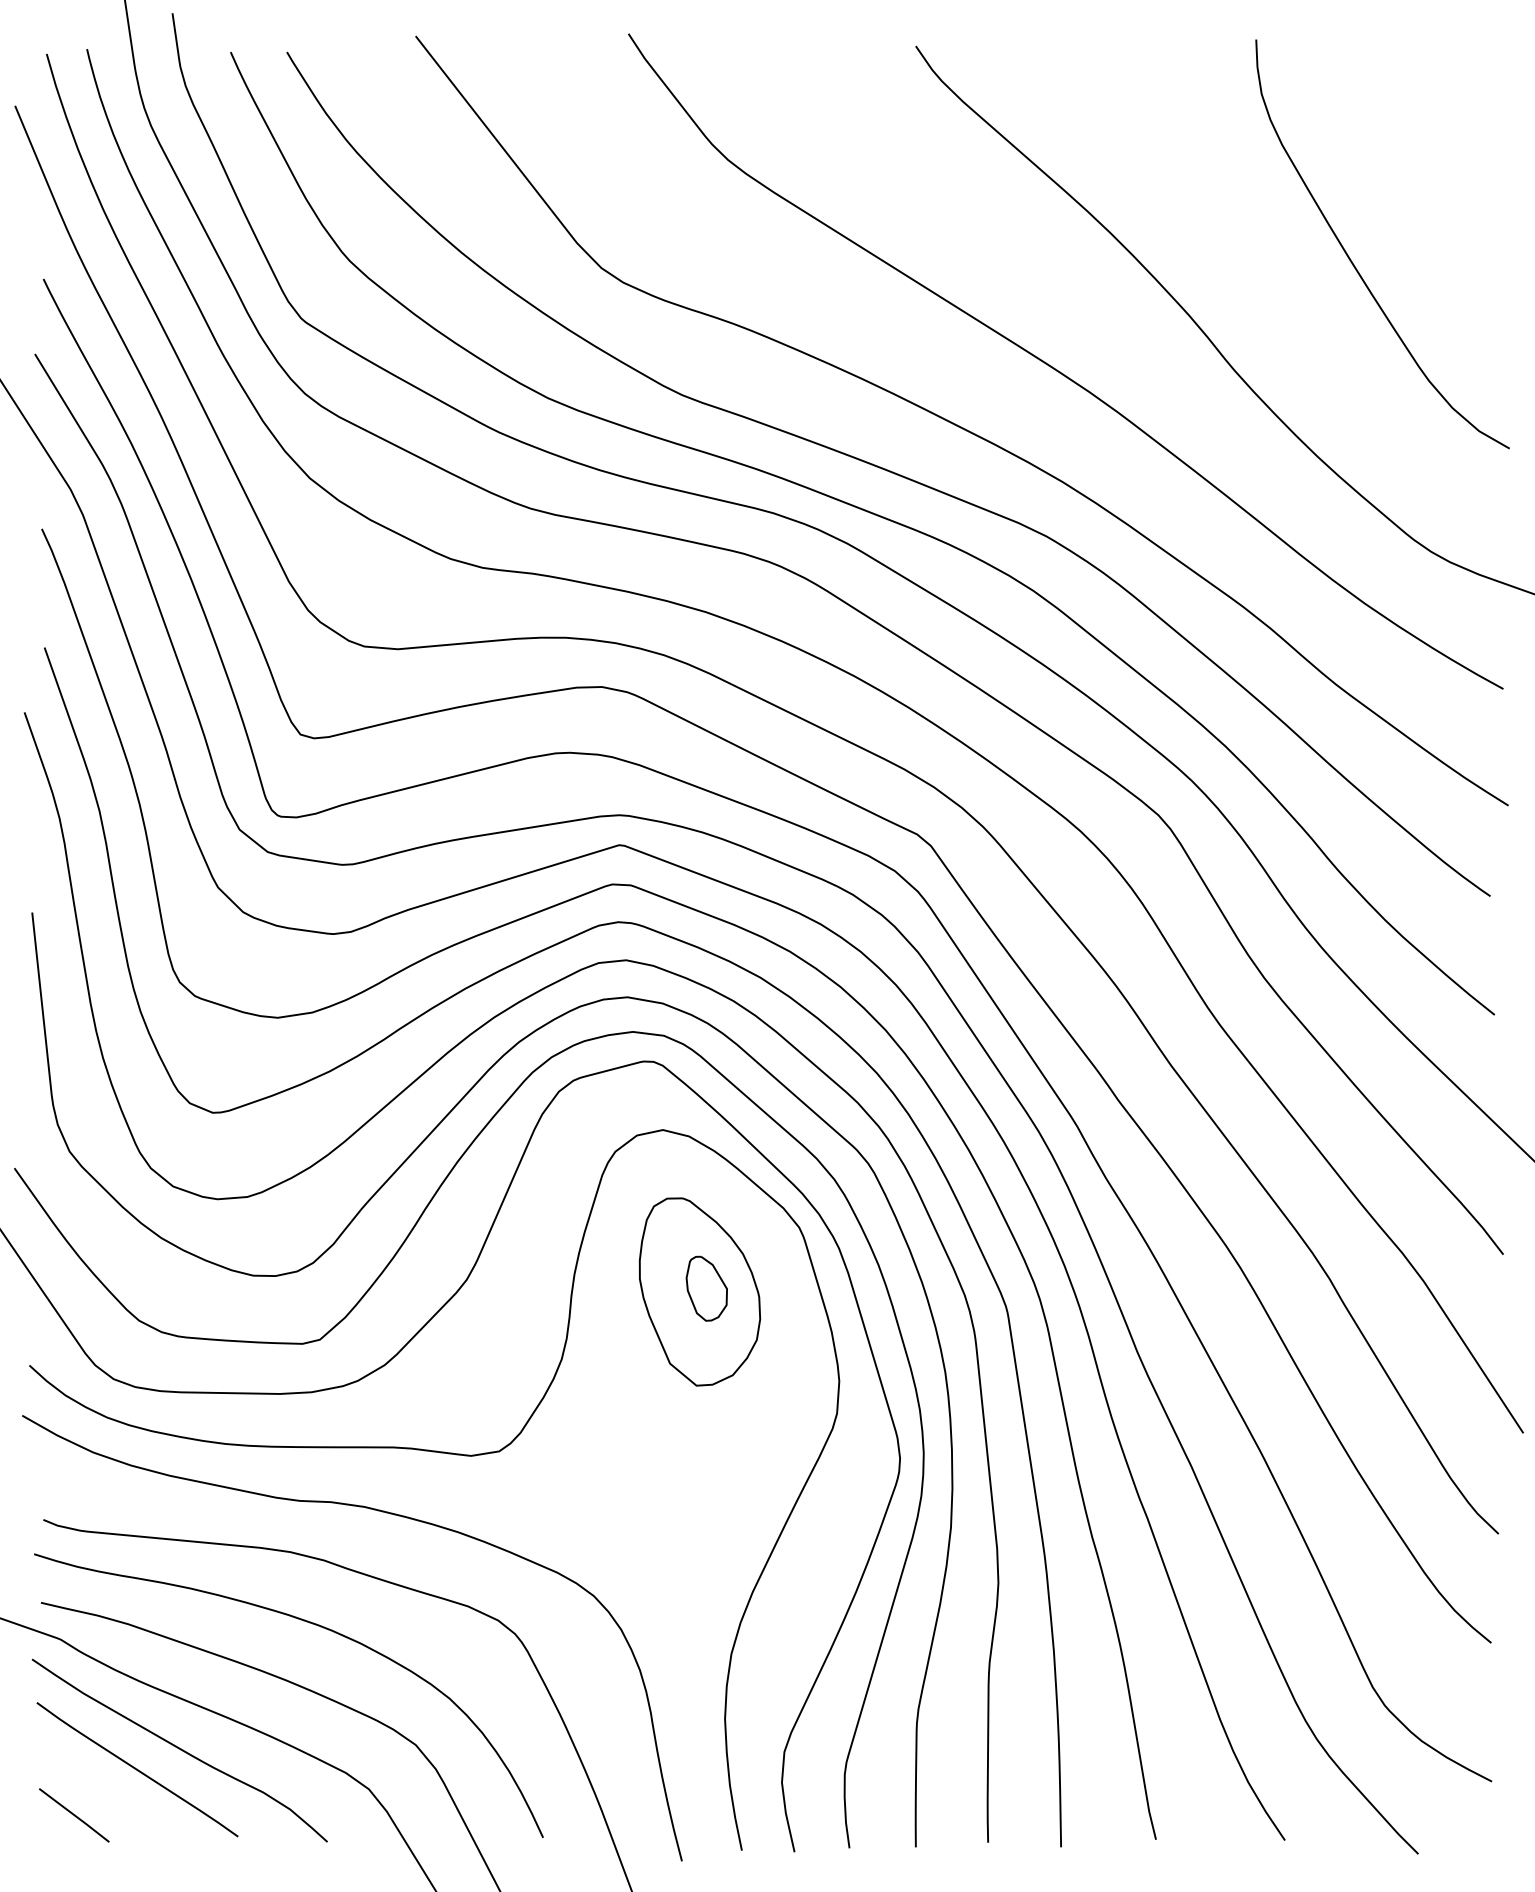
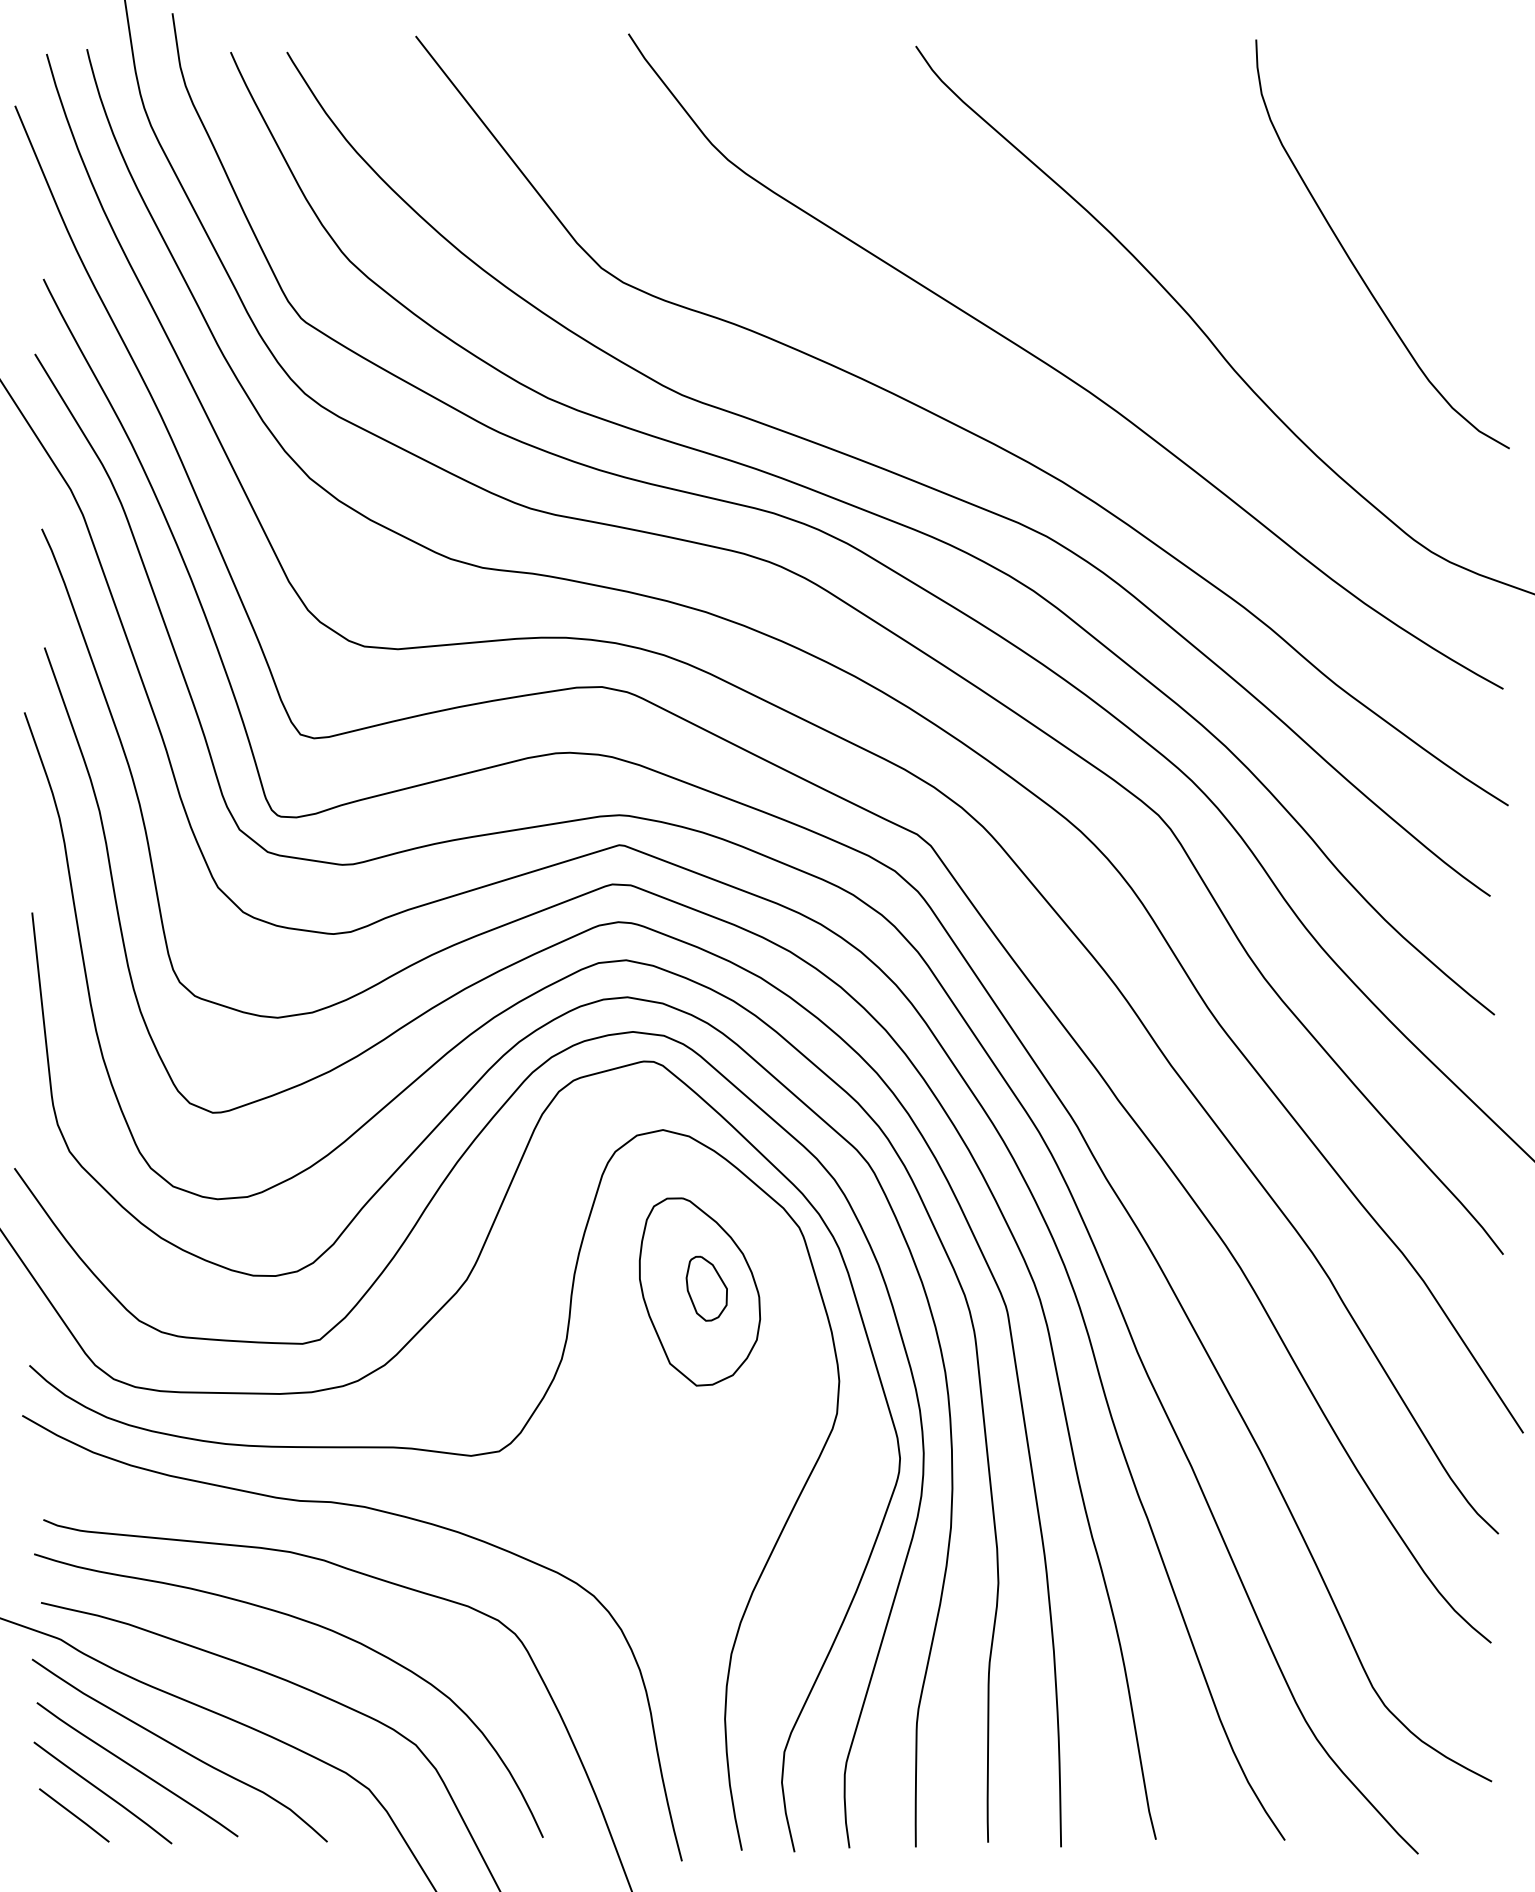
curve: none -> present (102, 1792)
